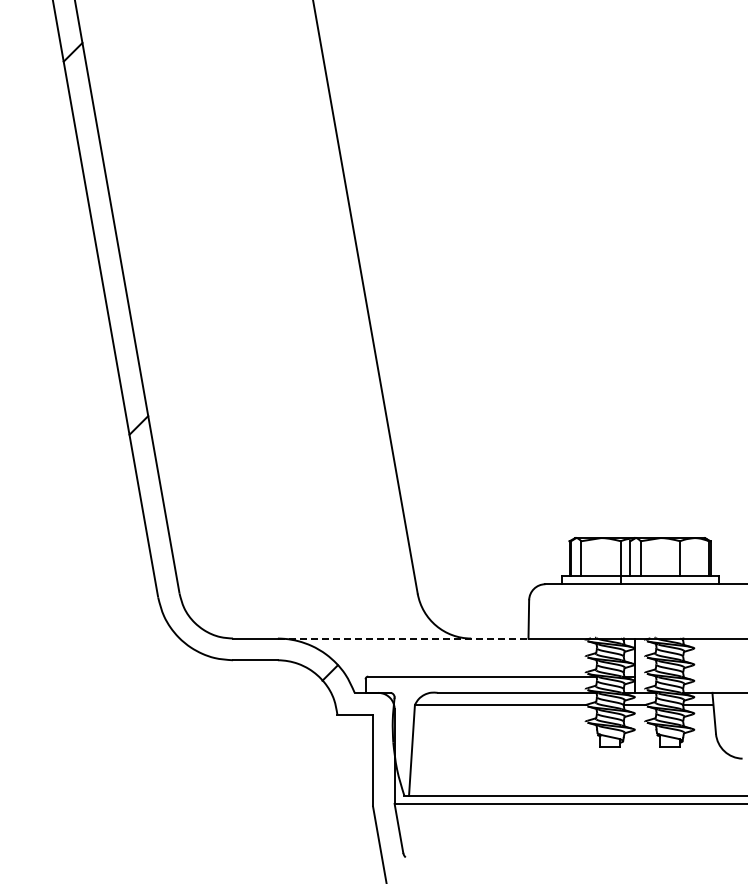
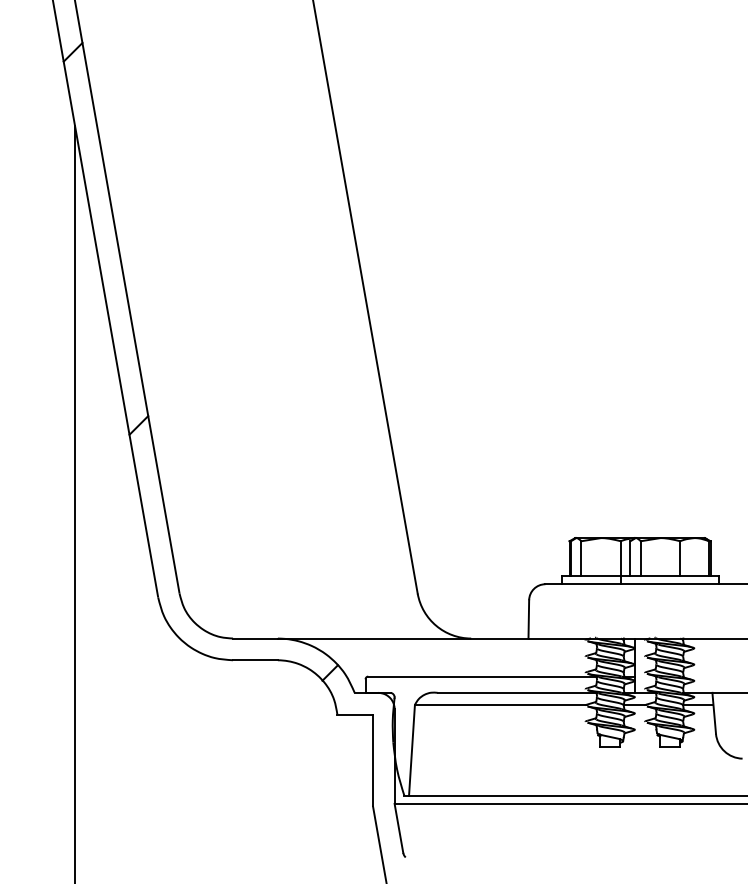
line: none -> present (75, 502)
line: dashed -> solid (403, 638)
